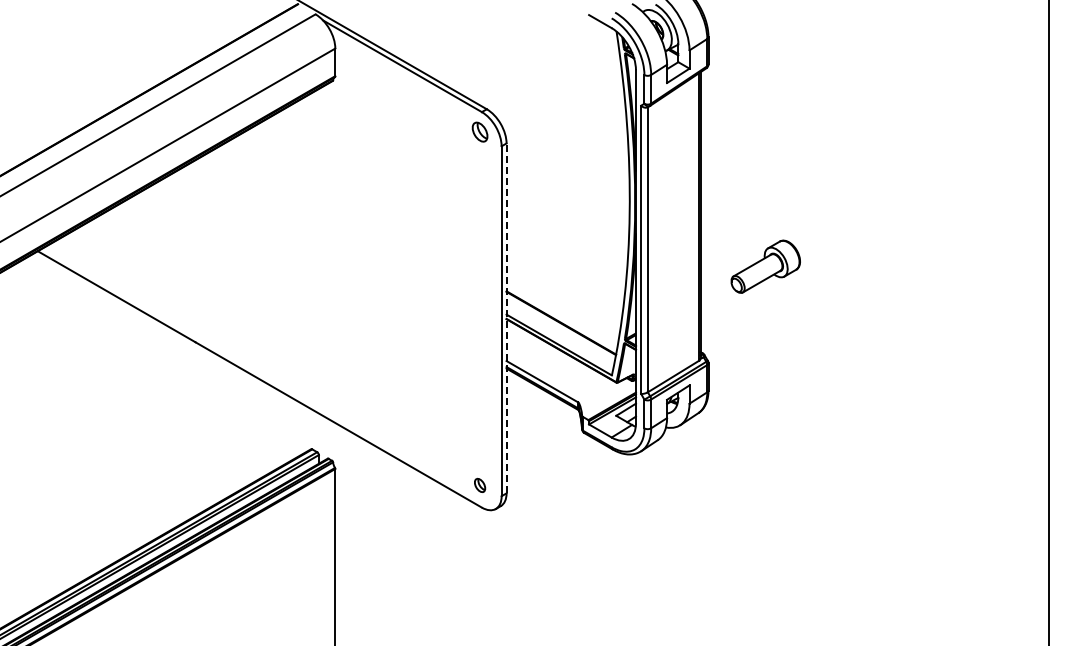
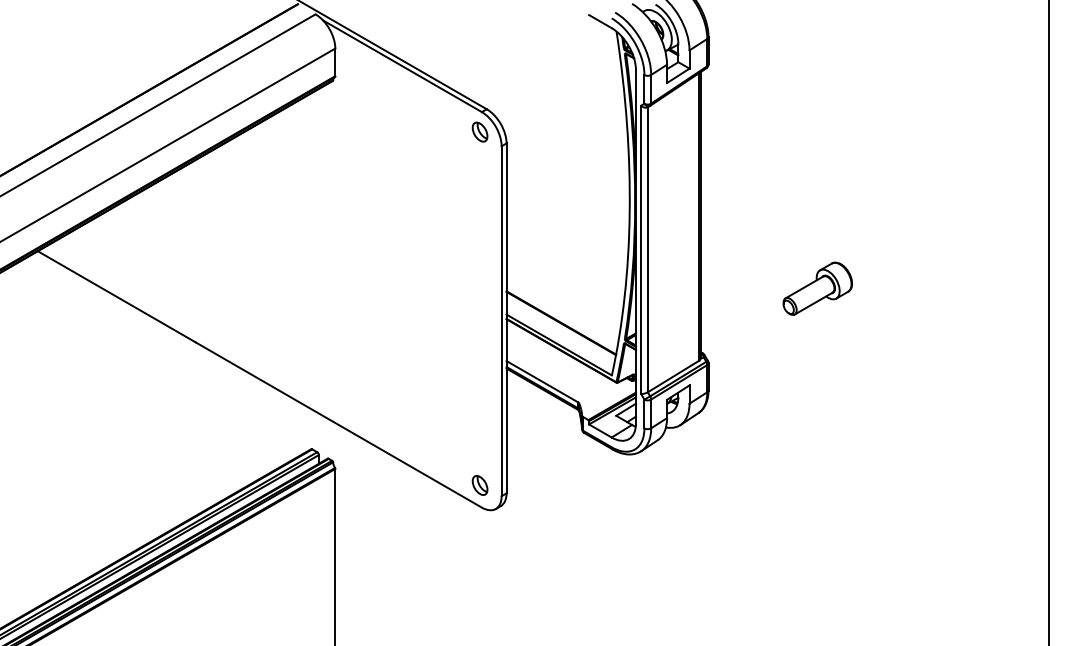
part position: (765, 266) -> (817, 288) (817, 288)
line: dashed -> solid (506, 318)
part size: 13x16 px -> 18x21 px (479, 485)
